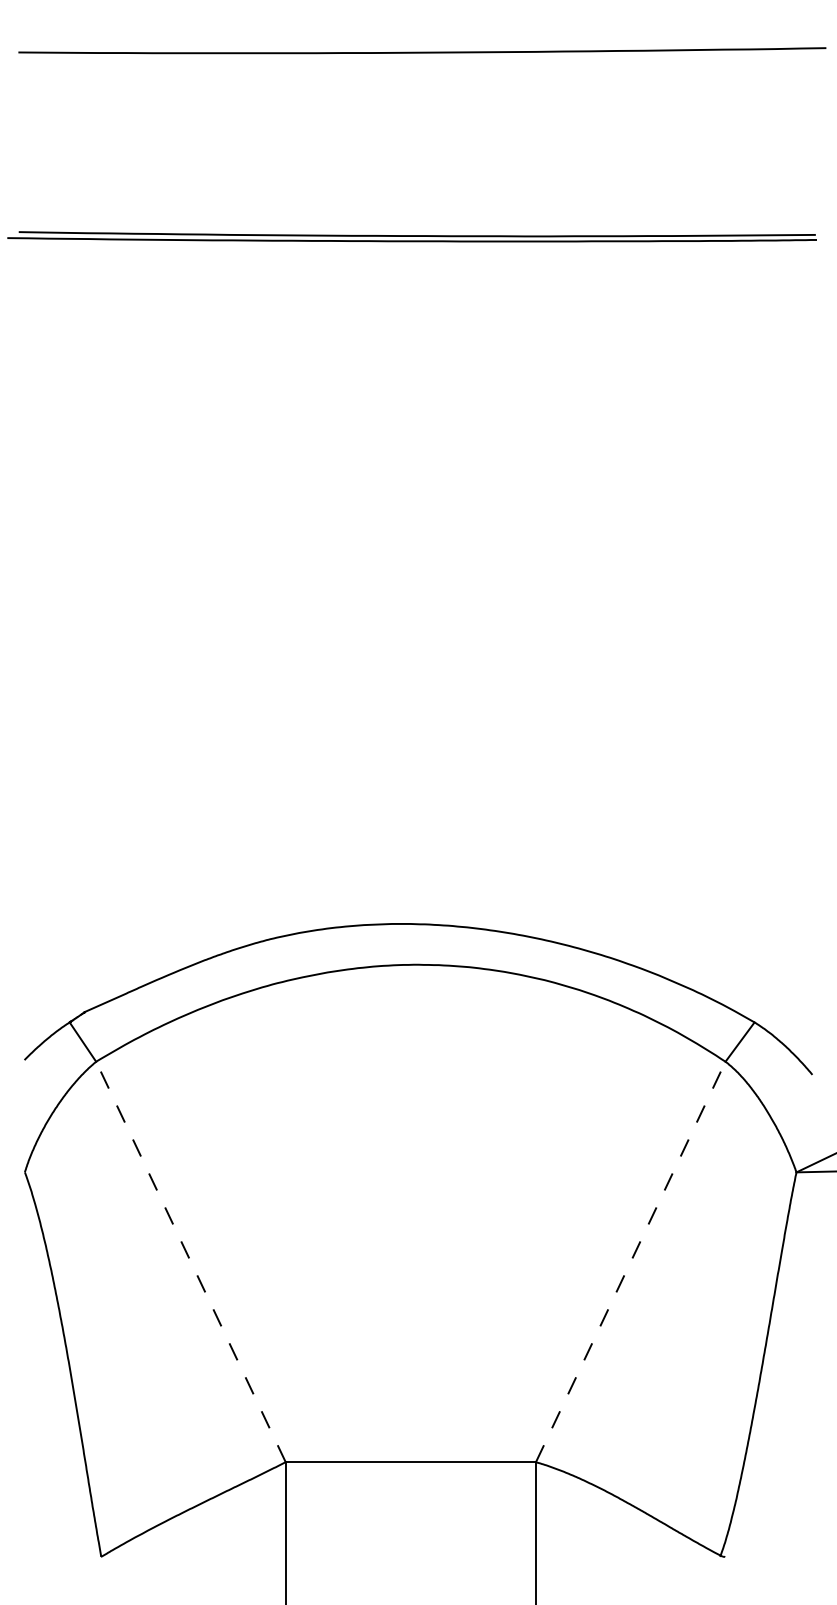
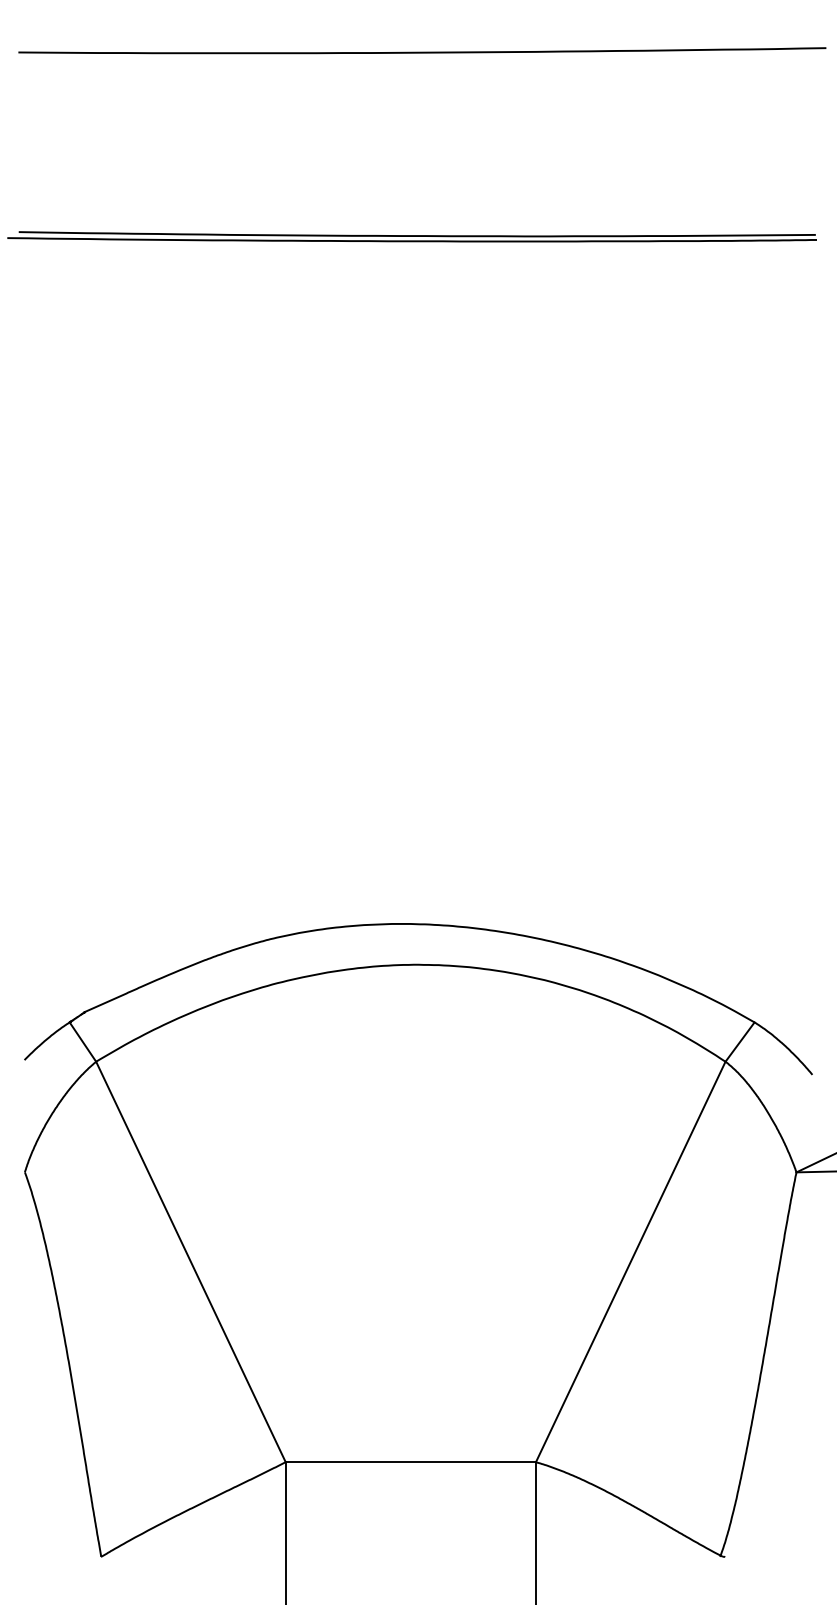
line: dashed -> solid (190, 1262)
line: dashed -> solid (630, 1262)
